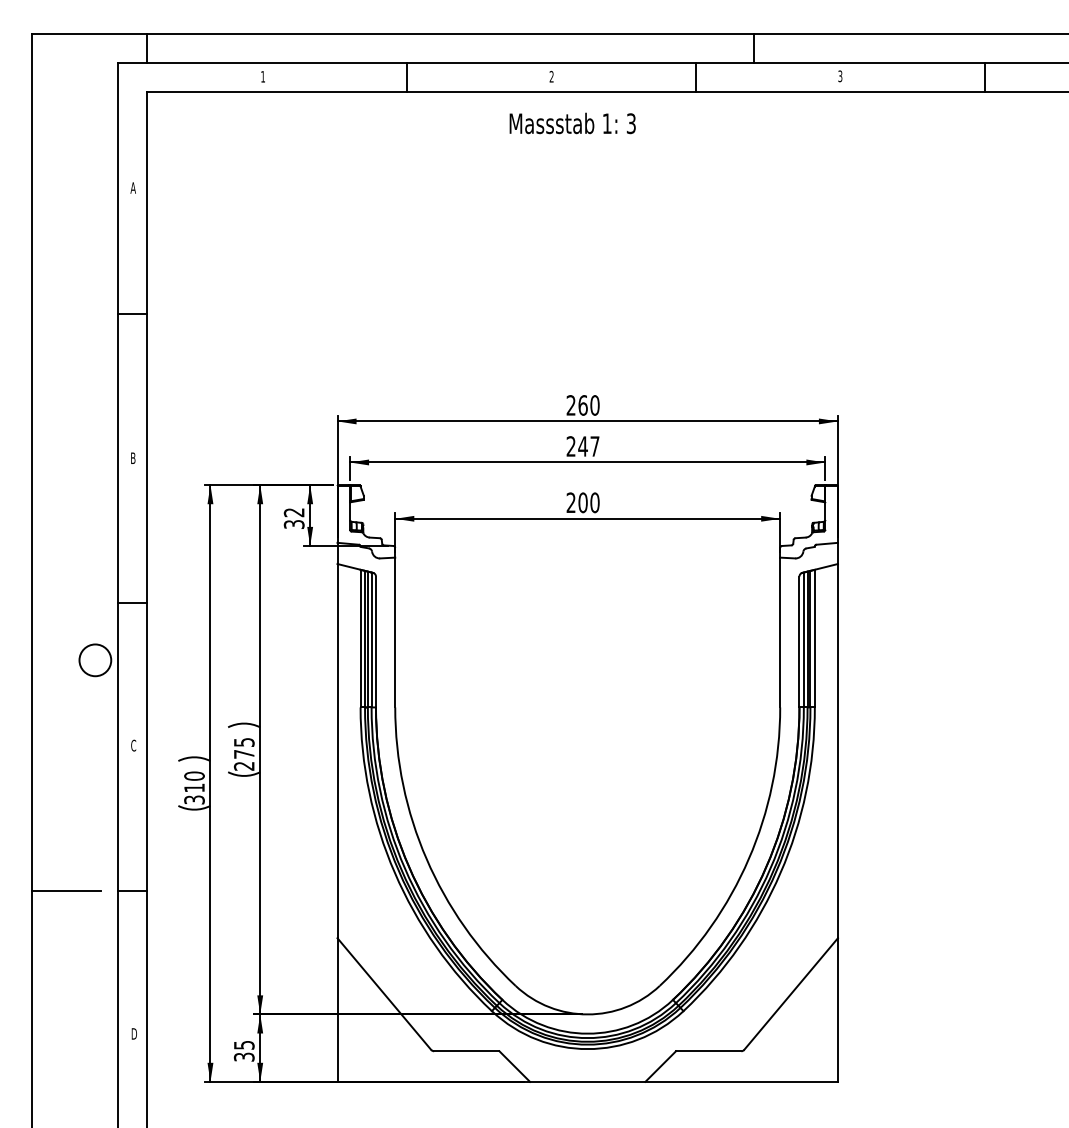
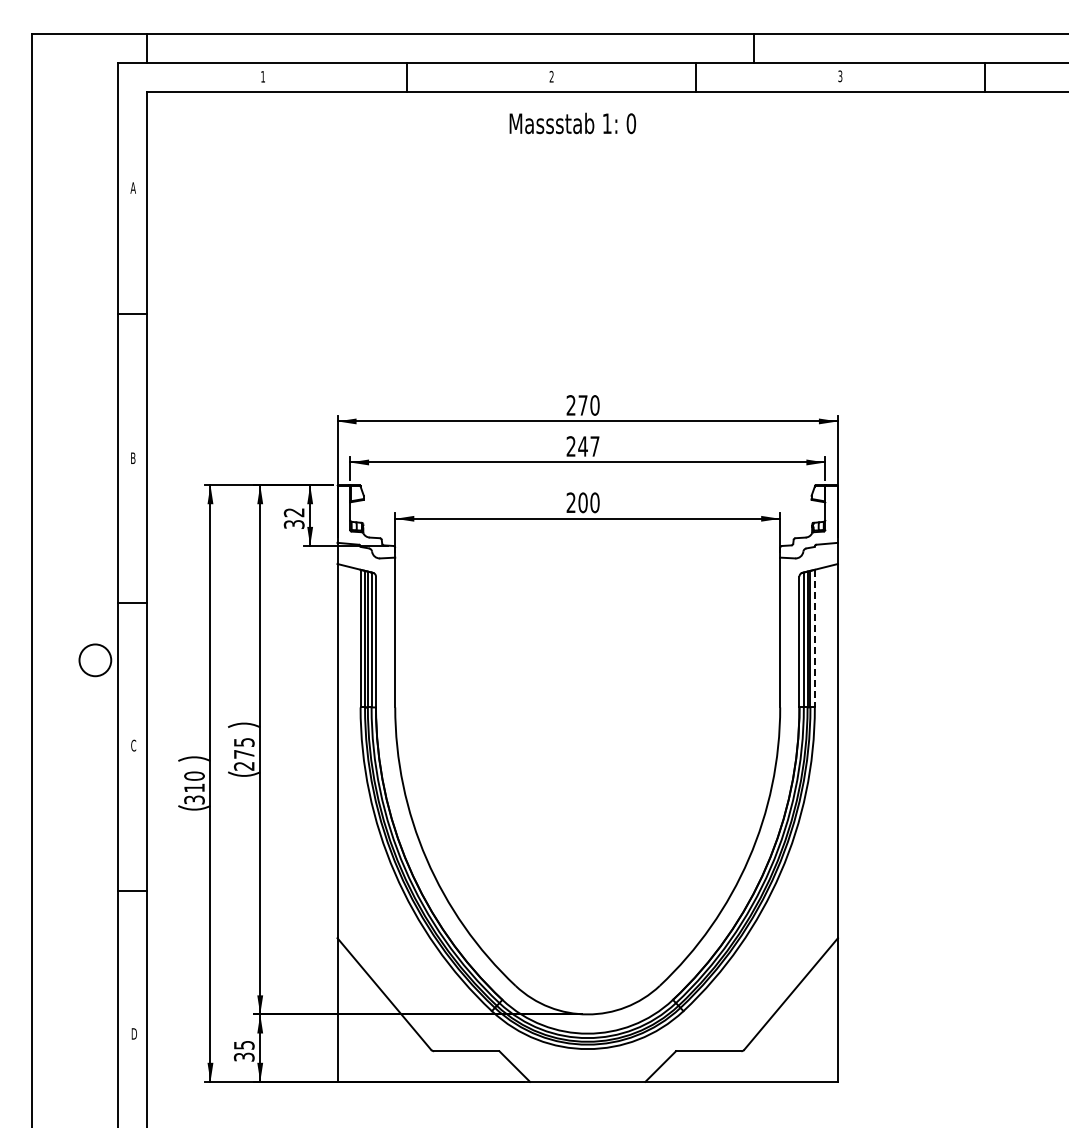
text: 3 -> 0 (631, 123)
text: 260 -> 270 (582, 405)
line: solid -> dashed (814, 638)
line: present -> none (66, 891)
